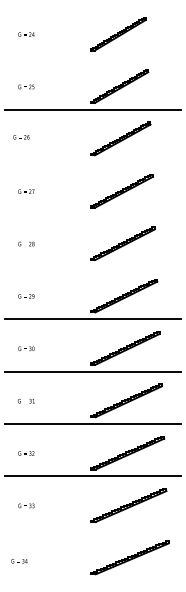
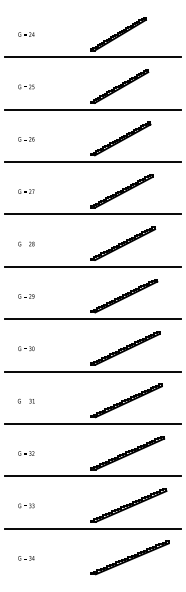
line: none -> present (92, 57)
text position: (21, 137) -> (26, 139) (26, 139)
line: none -> present (92, 162)
line: none -> present (92, 214)
line: none -> present (92, 266)
line: none -> present (92, 528)
text position: (19, 561) -> (26, 558) (26, 558)
